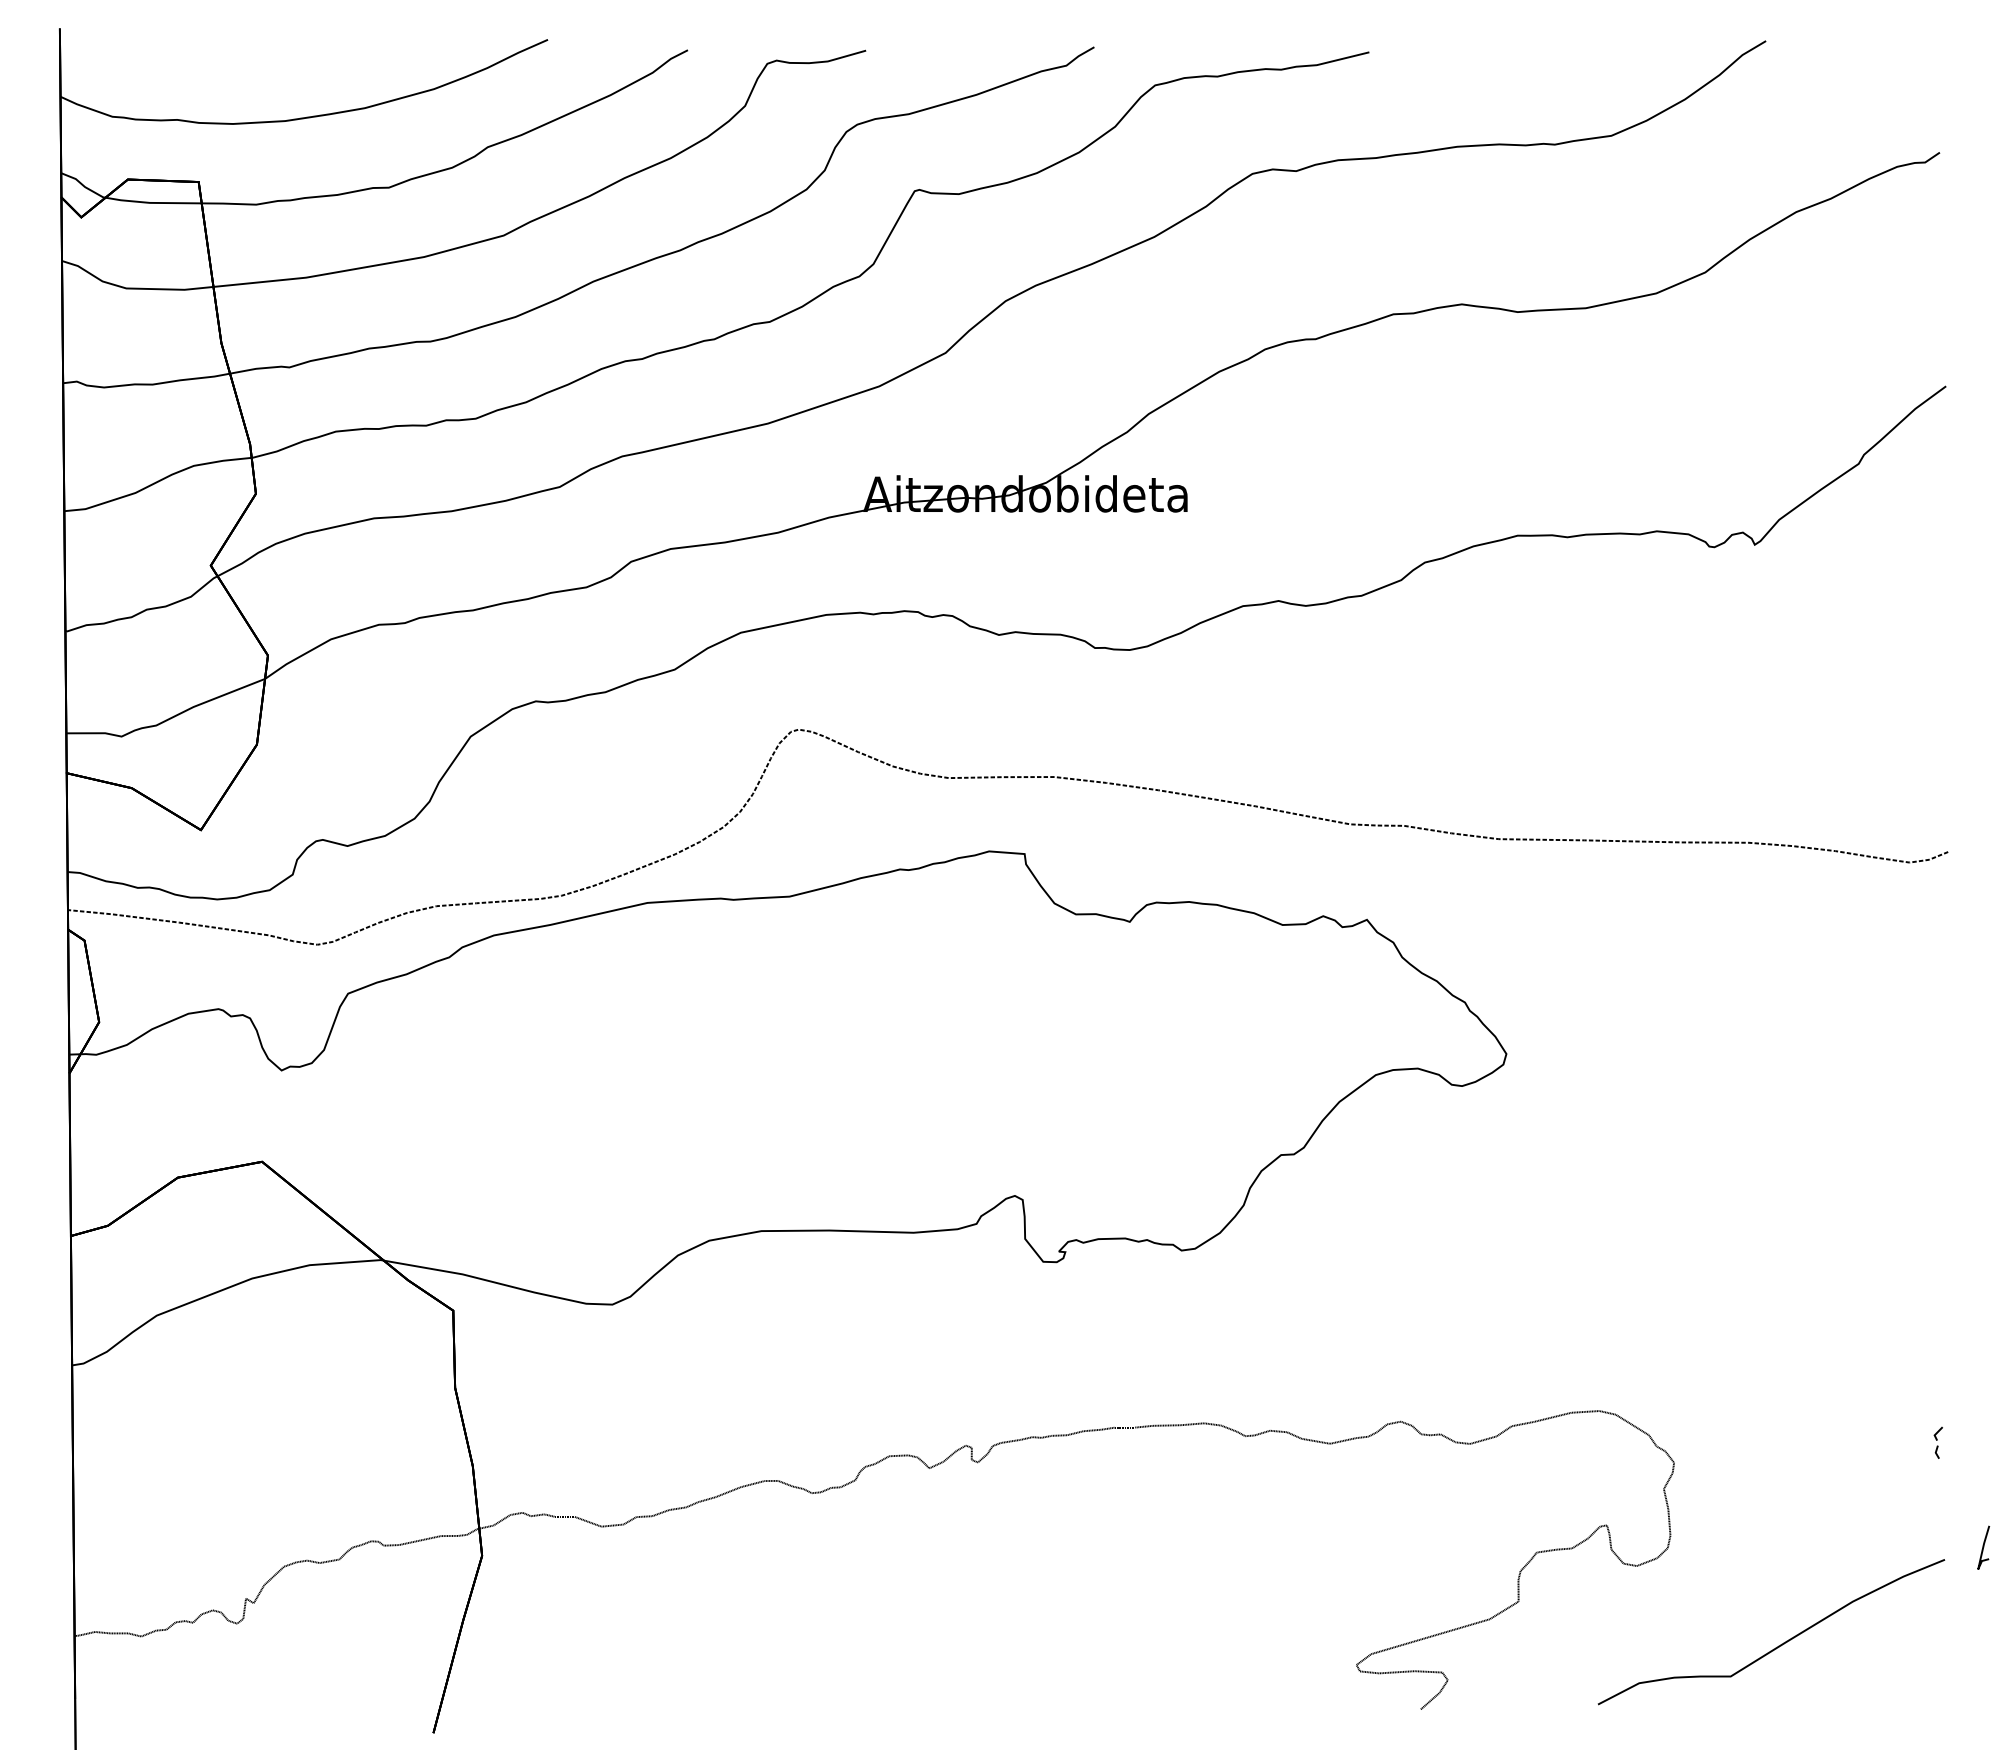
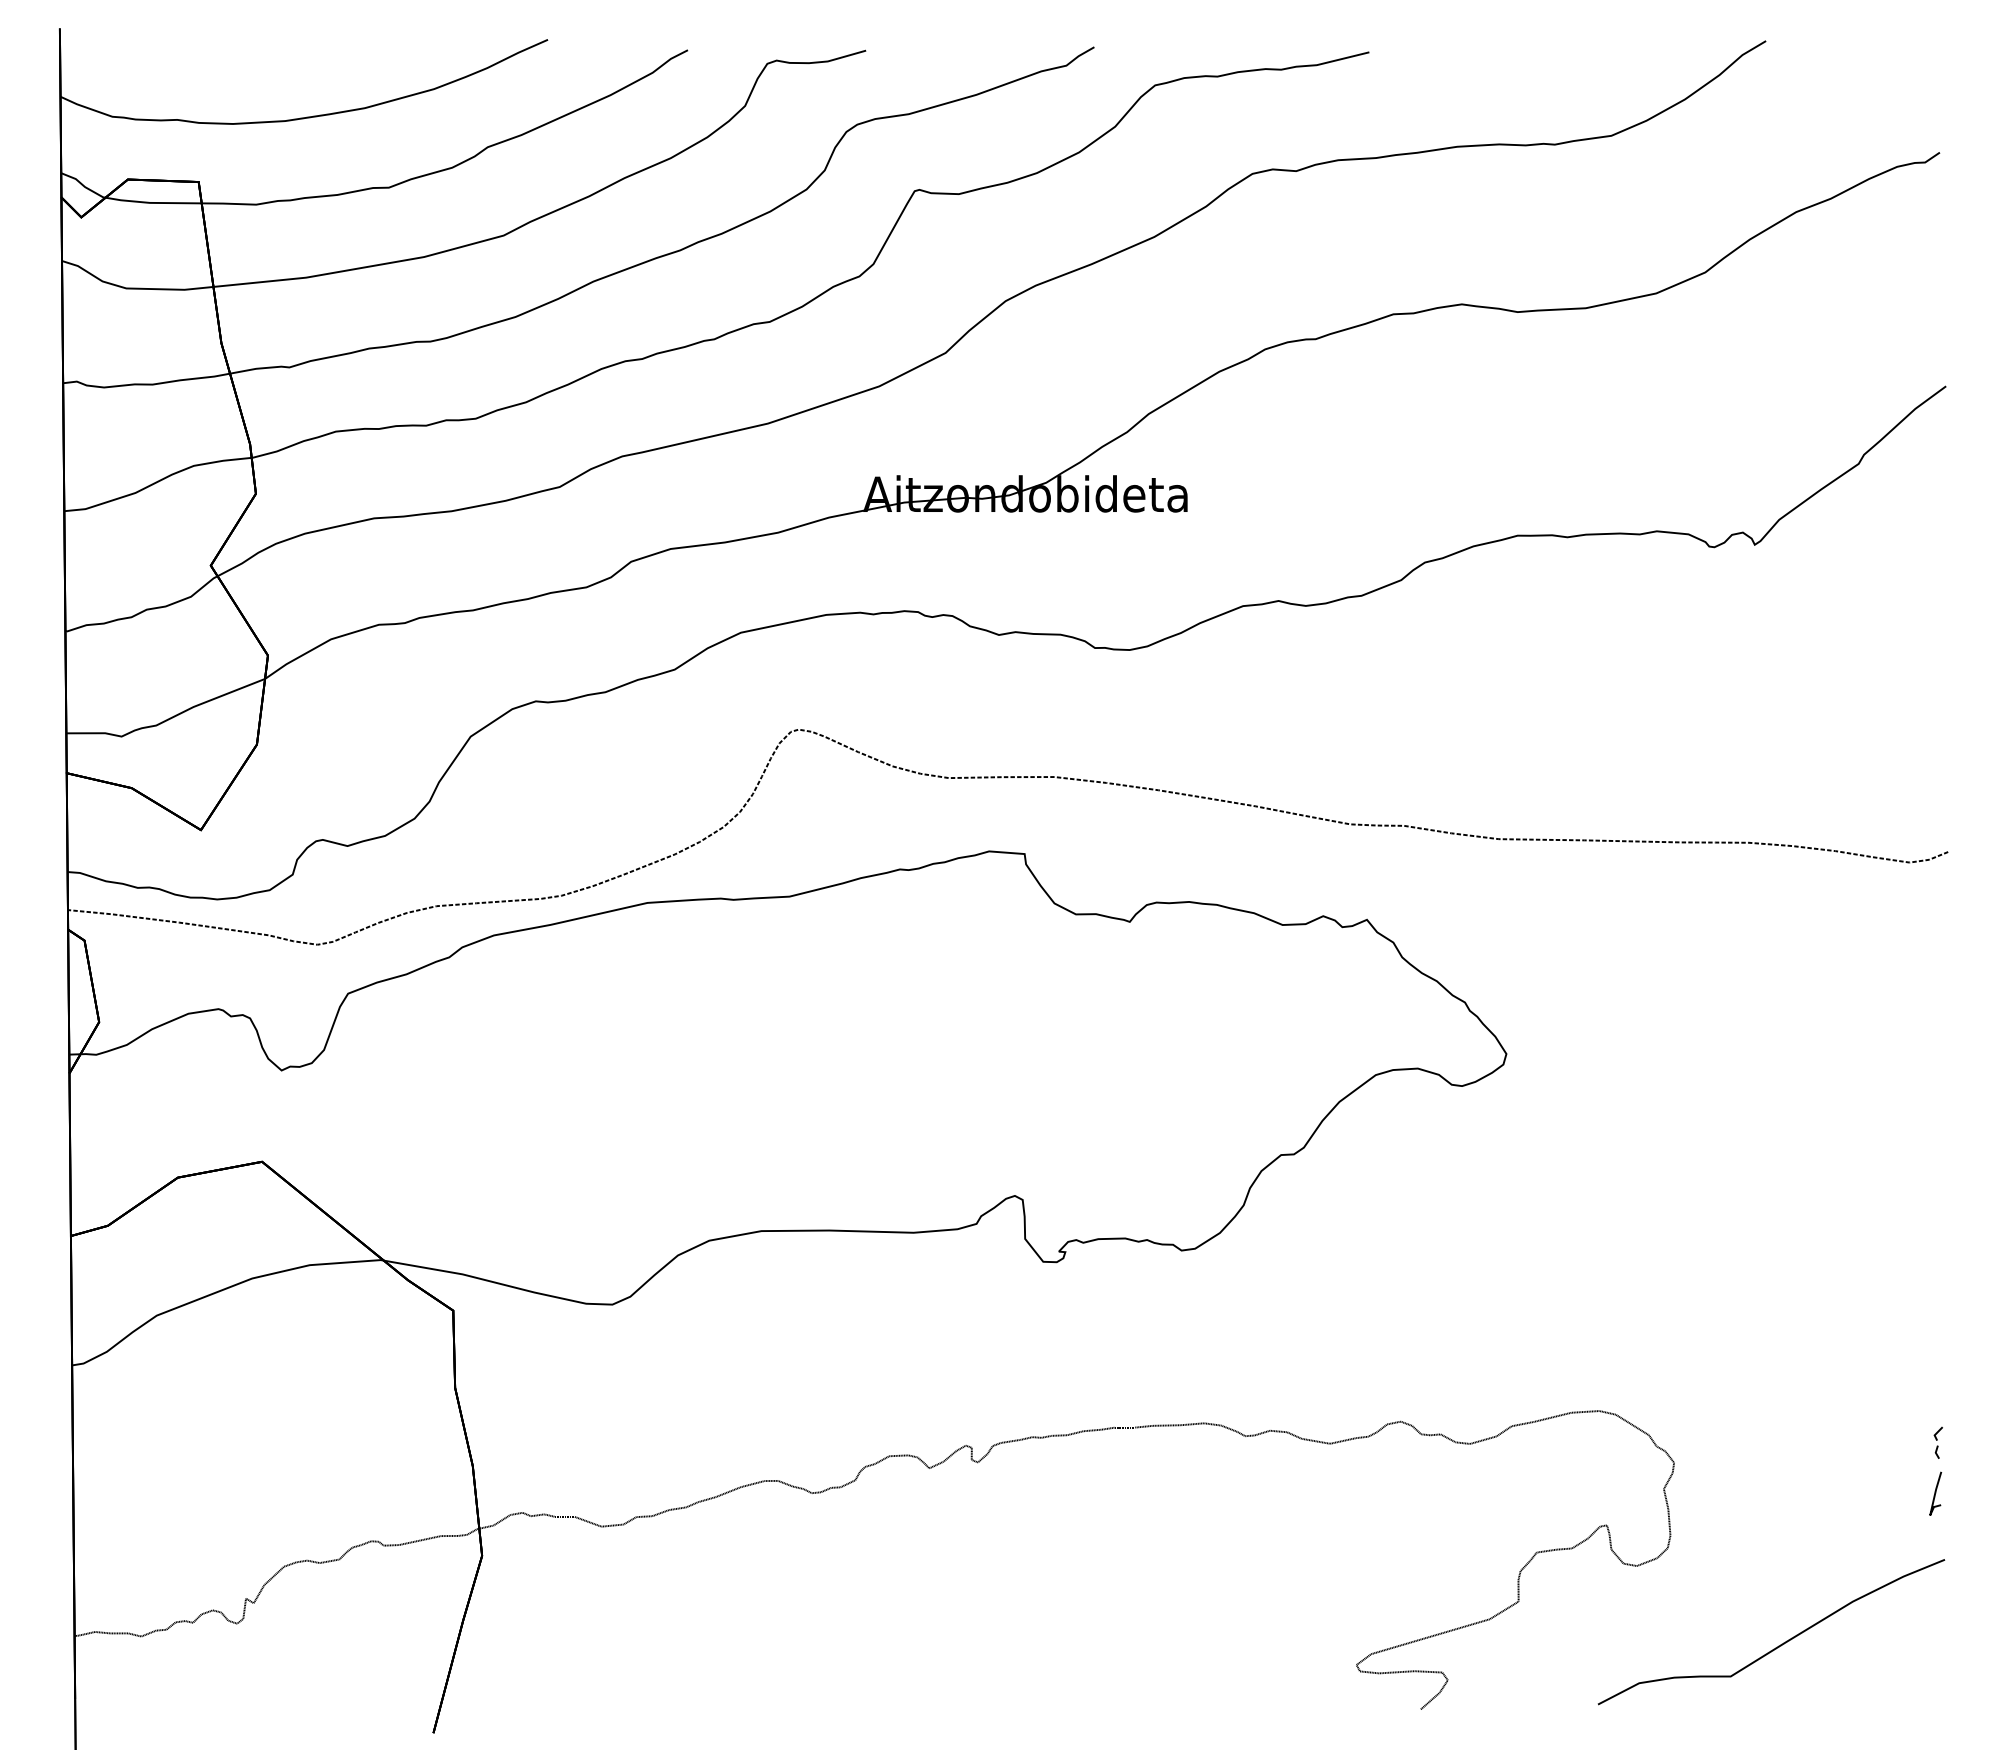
line position: (1983, 1547) -> (1935, 1493) (1935, 1493)
